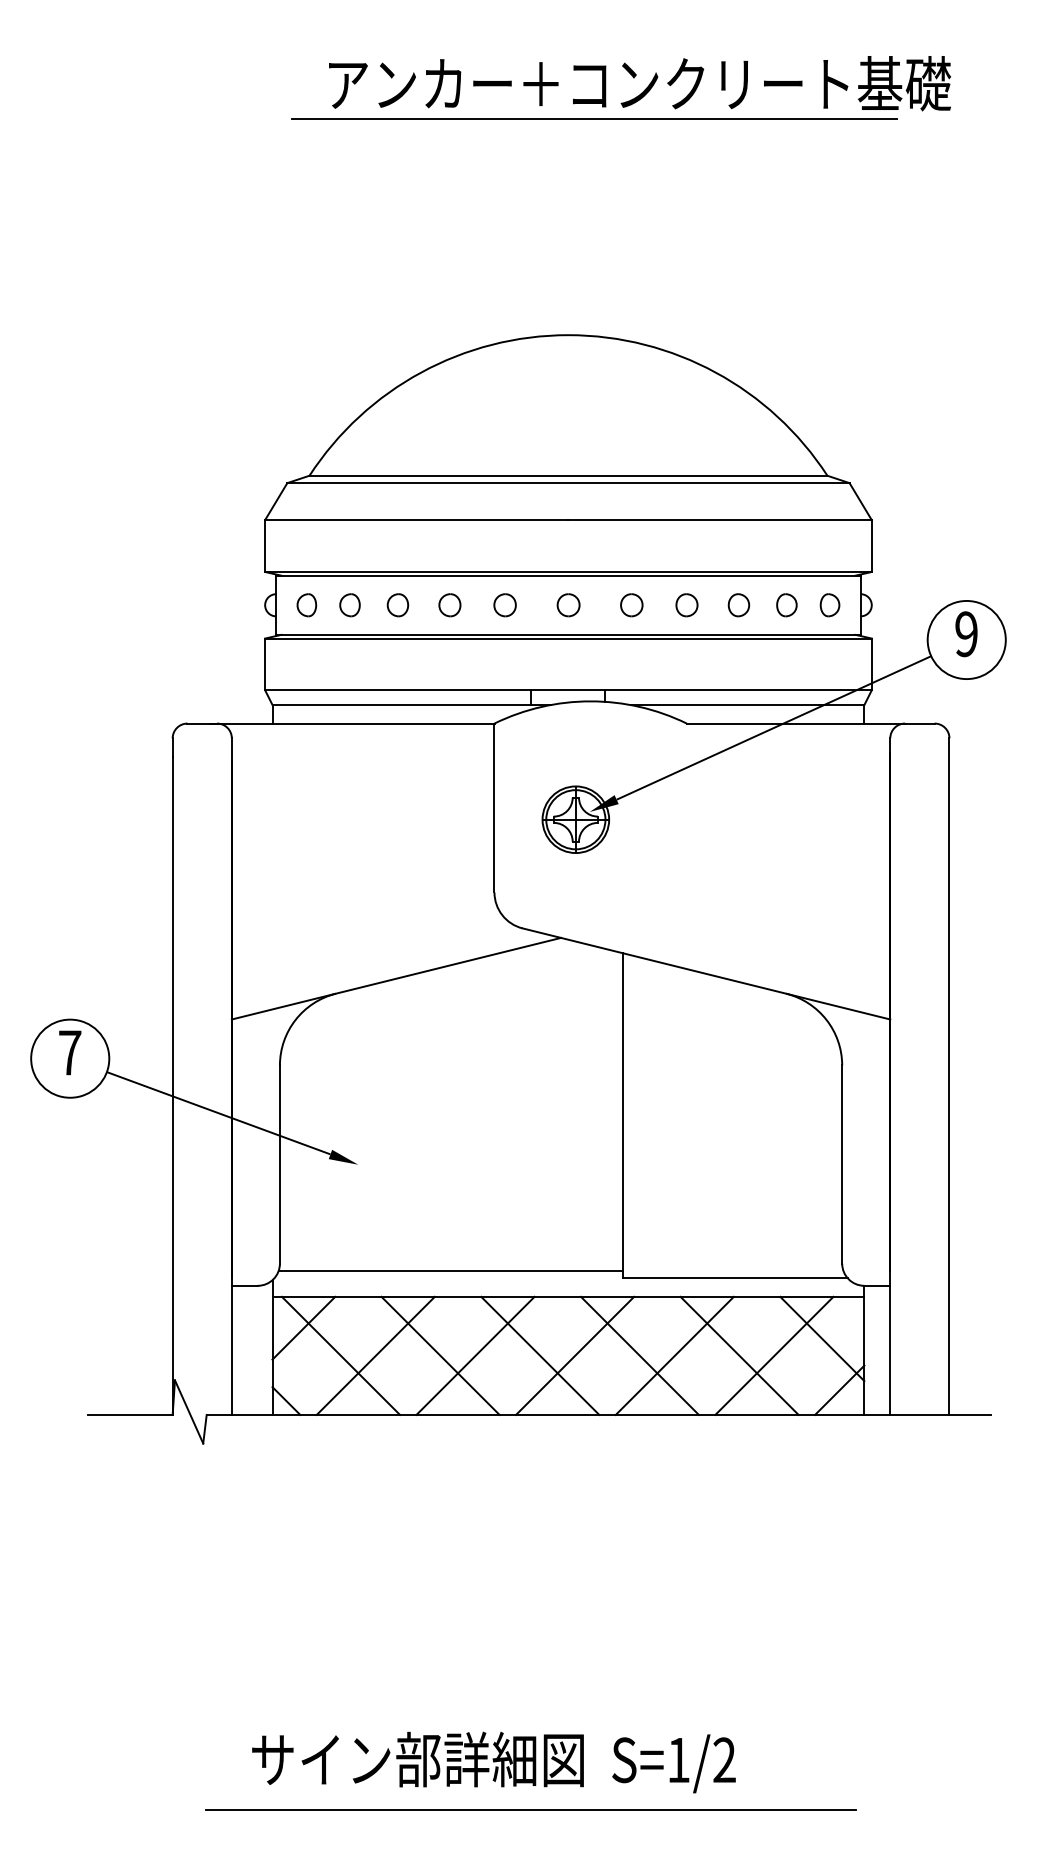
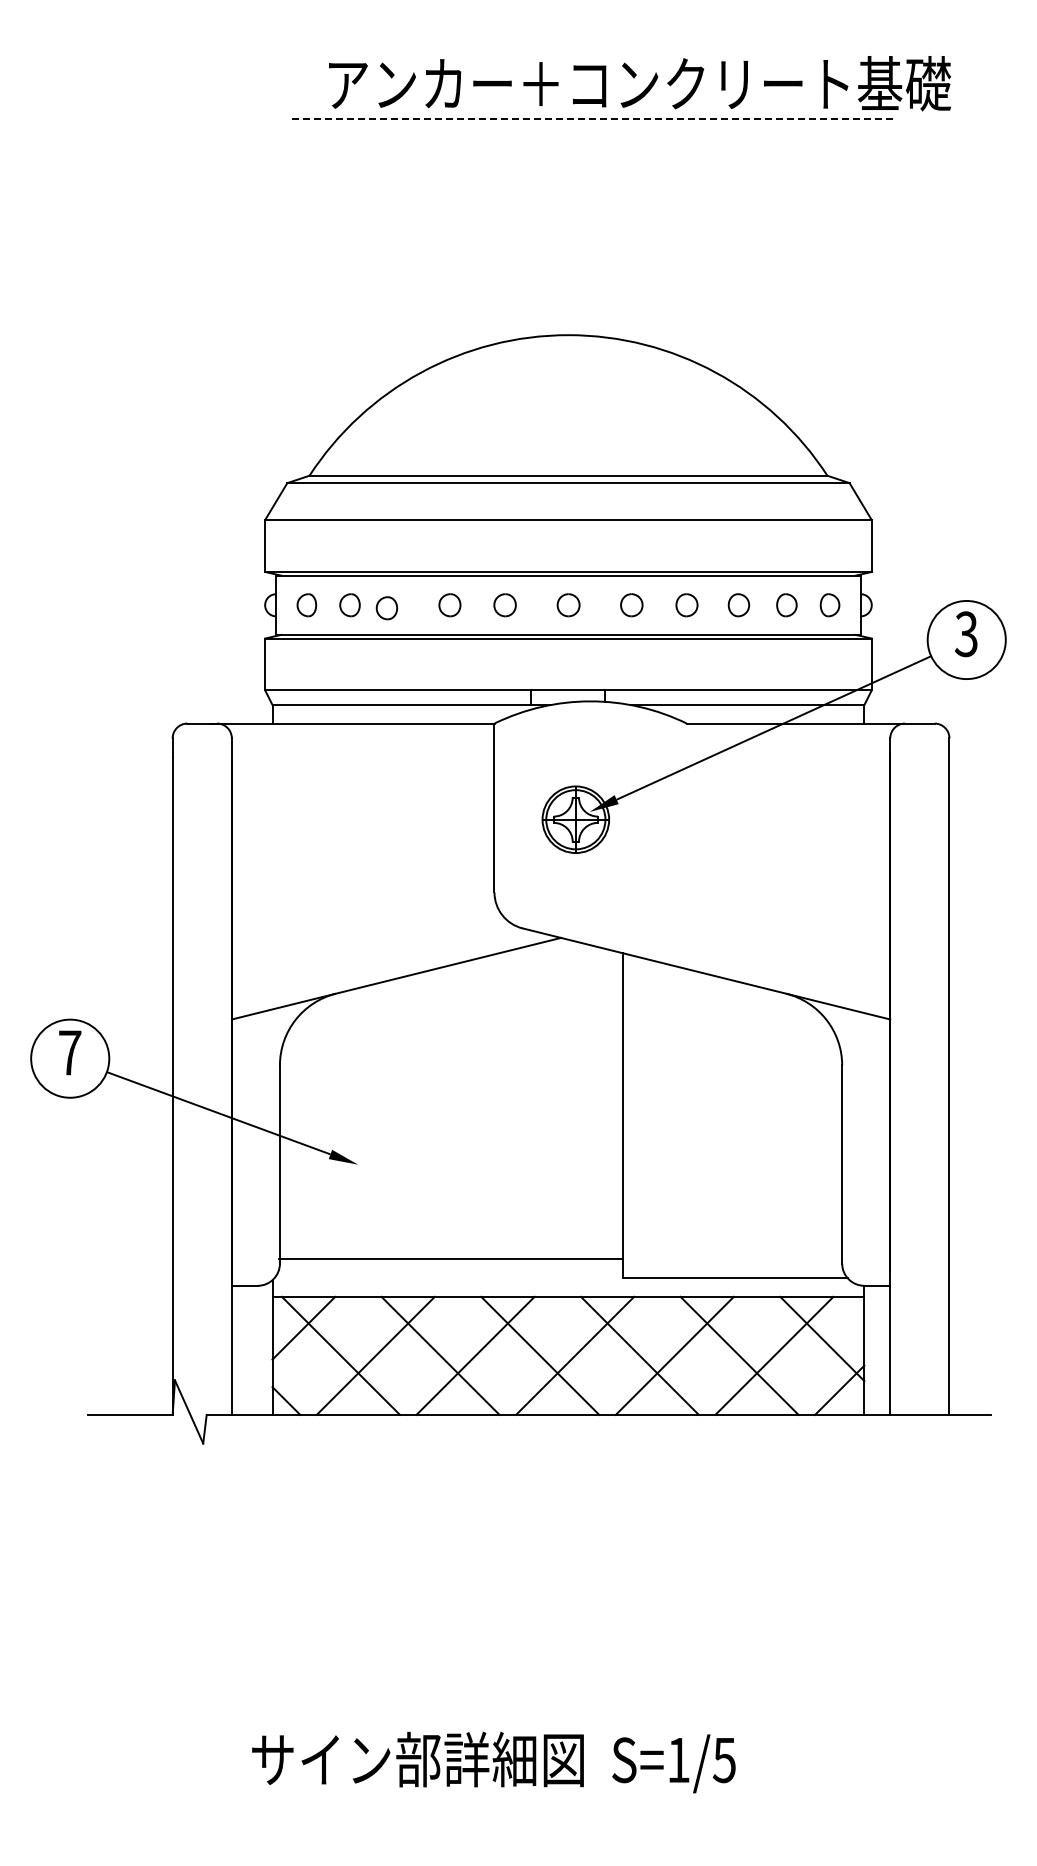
line: solid -> dashed (595, 119)
part position: (397, 605) -> (386, 608) (386, 608)
text: 9 -> 3 (966, 634)
line position: (450, 1271) -> (450, 1259) (450, 1259)
text: S=1/2 -> S=1/5 (723, 1760)
line: present -> none (530, 1810)
